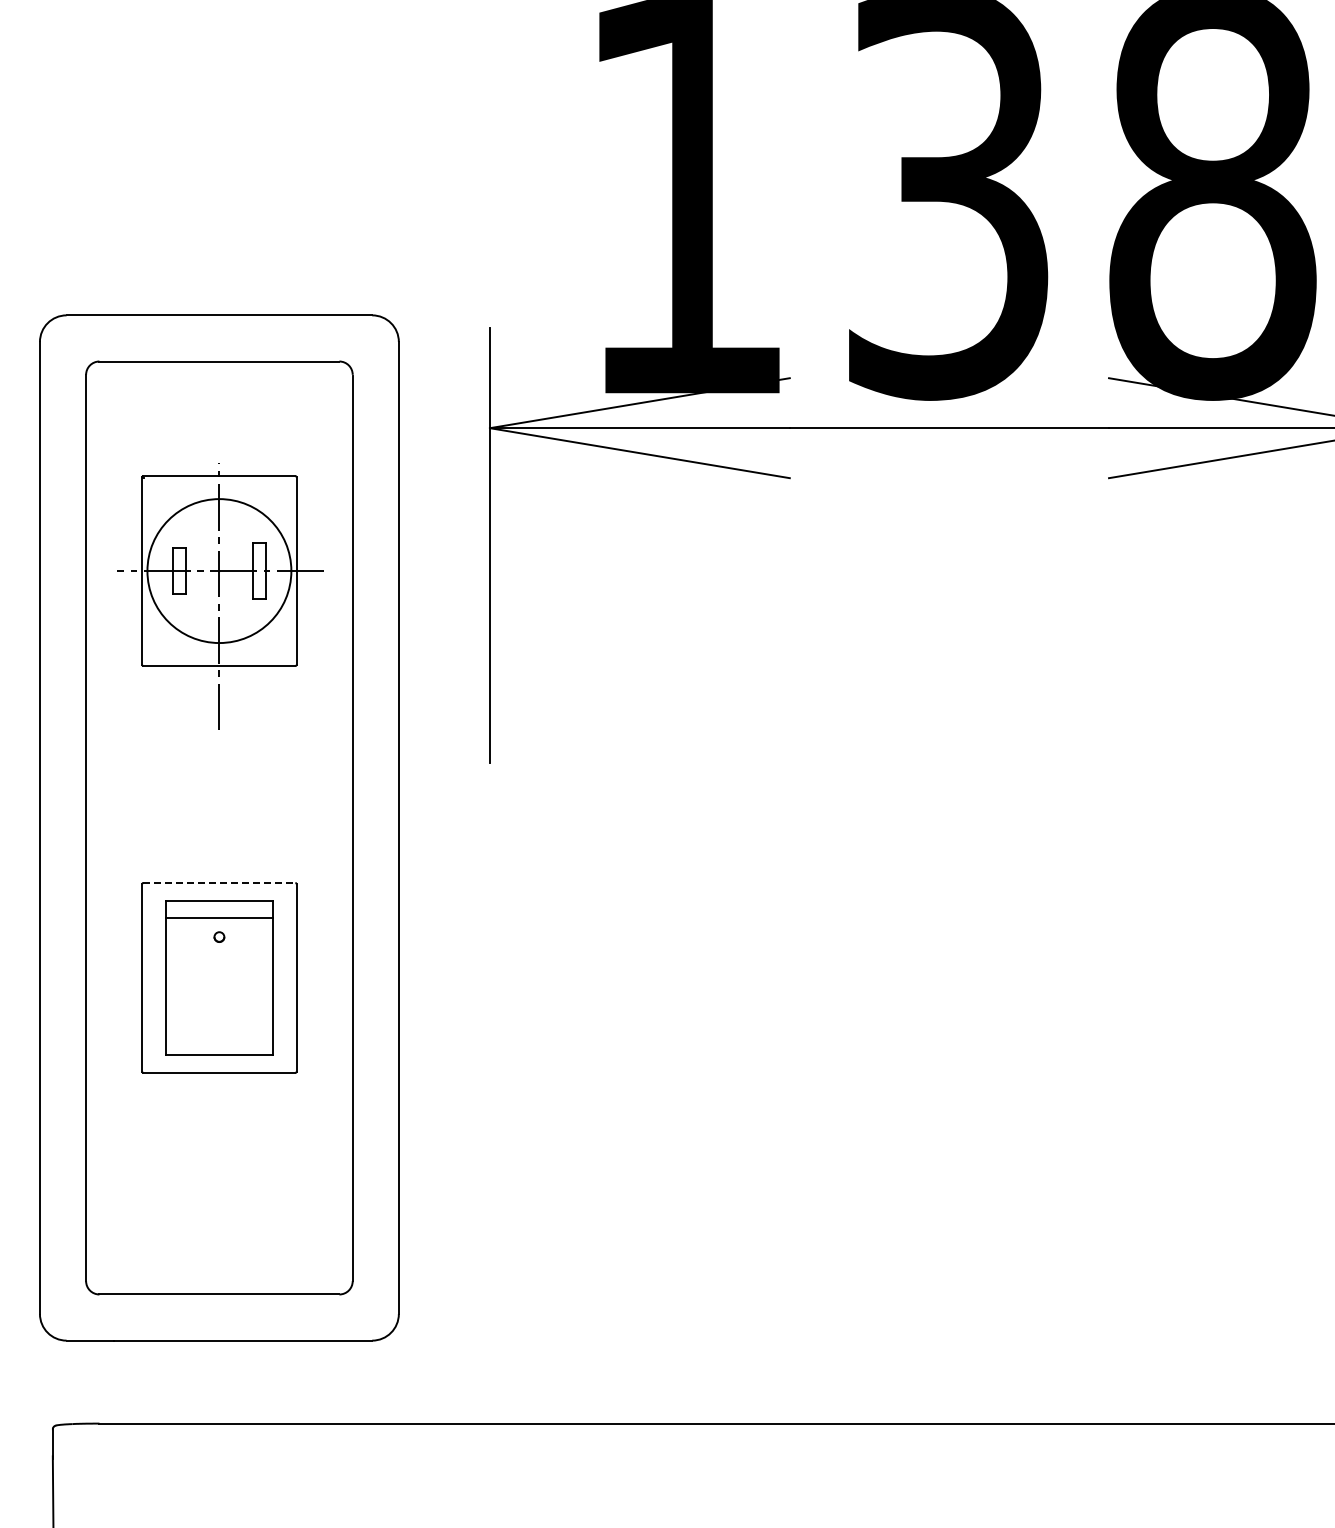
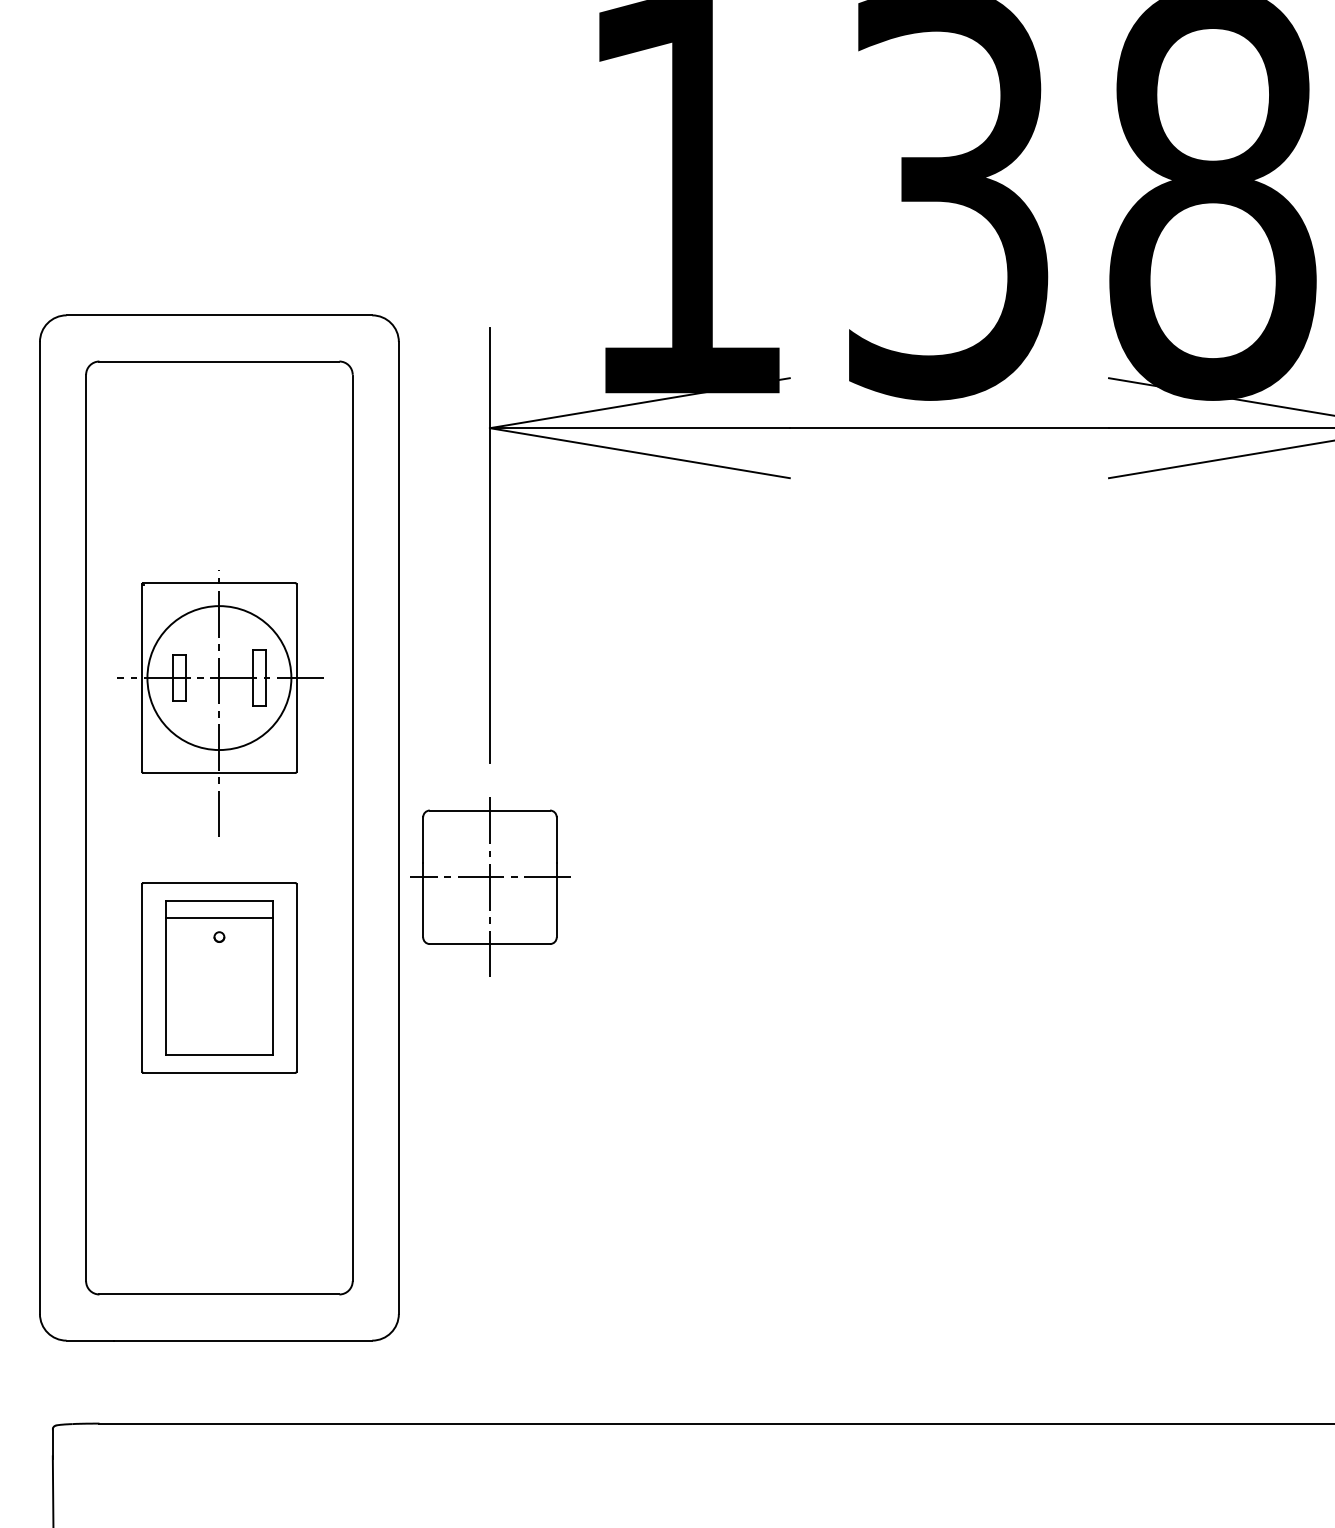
part position: (220, 596) -> (220, 703) (220, 703)
line: dashed -> solid (219, 882)
part: none -> present (490, 886)
